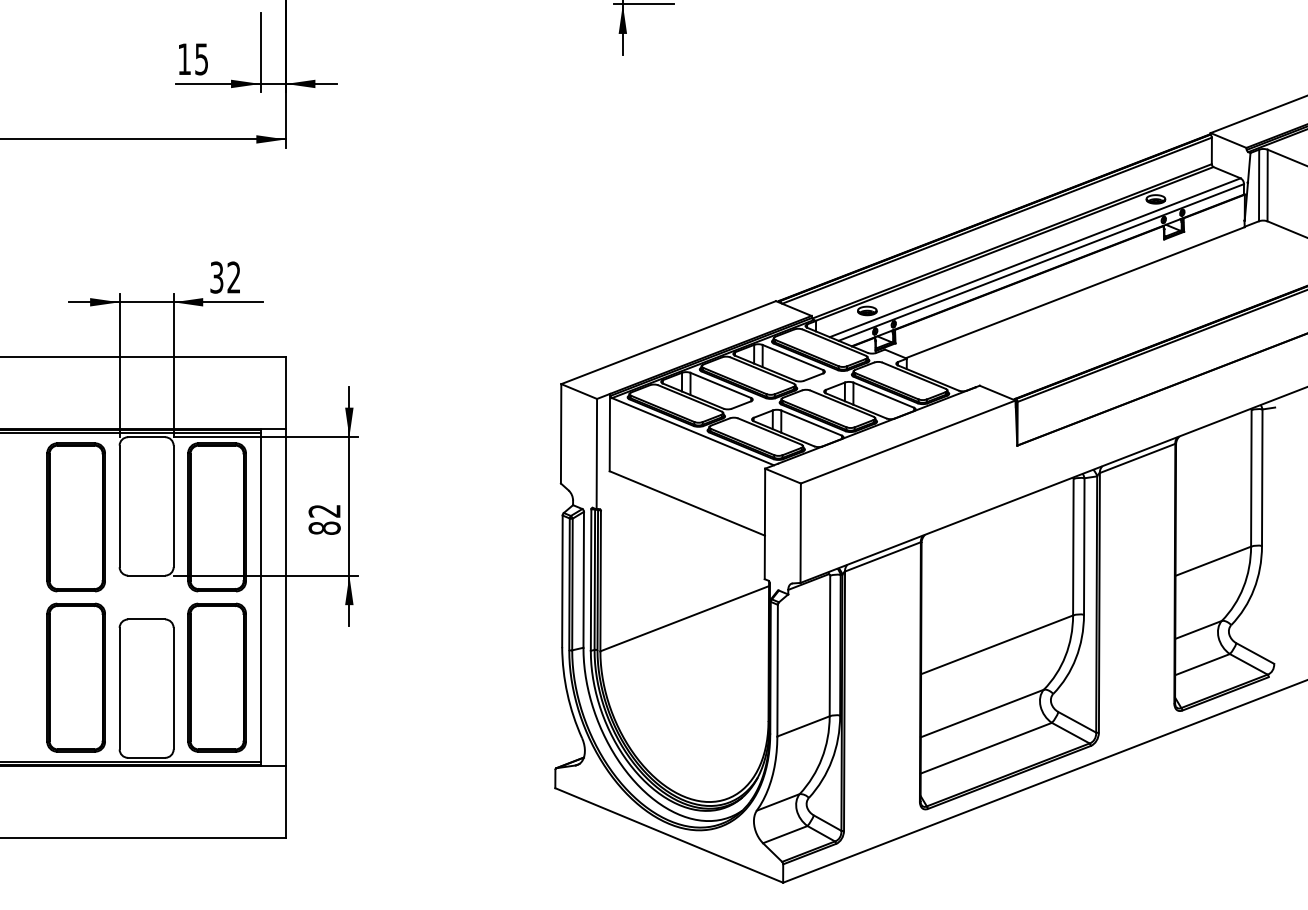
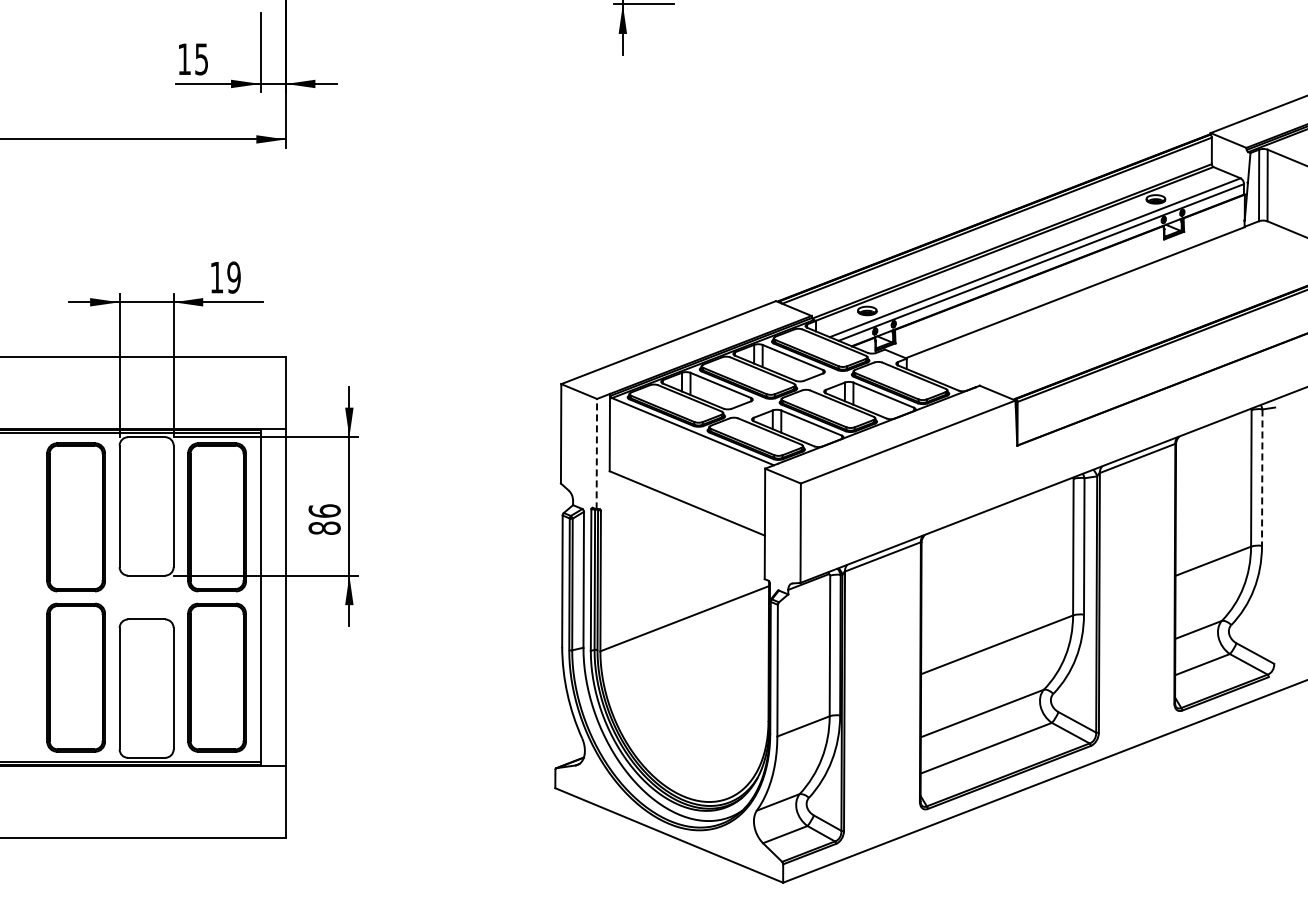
text: 32 -> 19 (225, 277)
line: solid -> dashed (596, 453)
line: solid -> dashed (1262, 478)
text: 82 -> 86 (324, 510)
